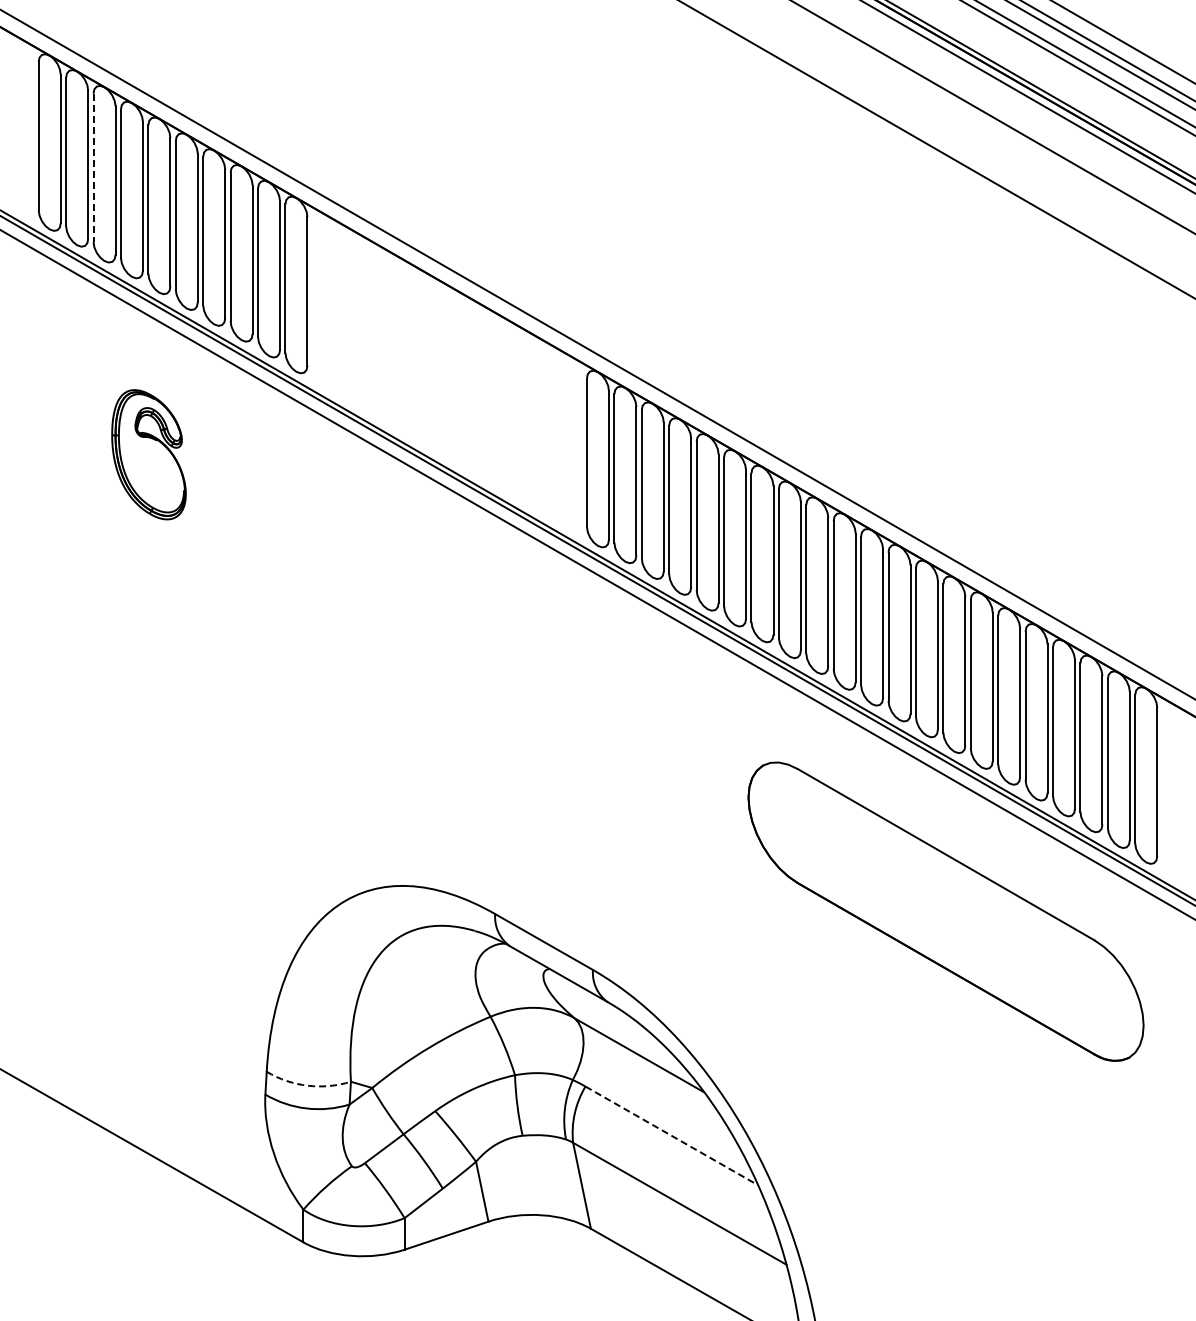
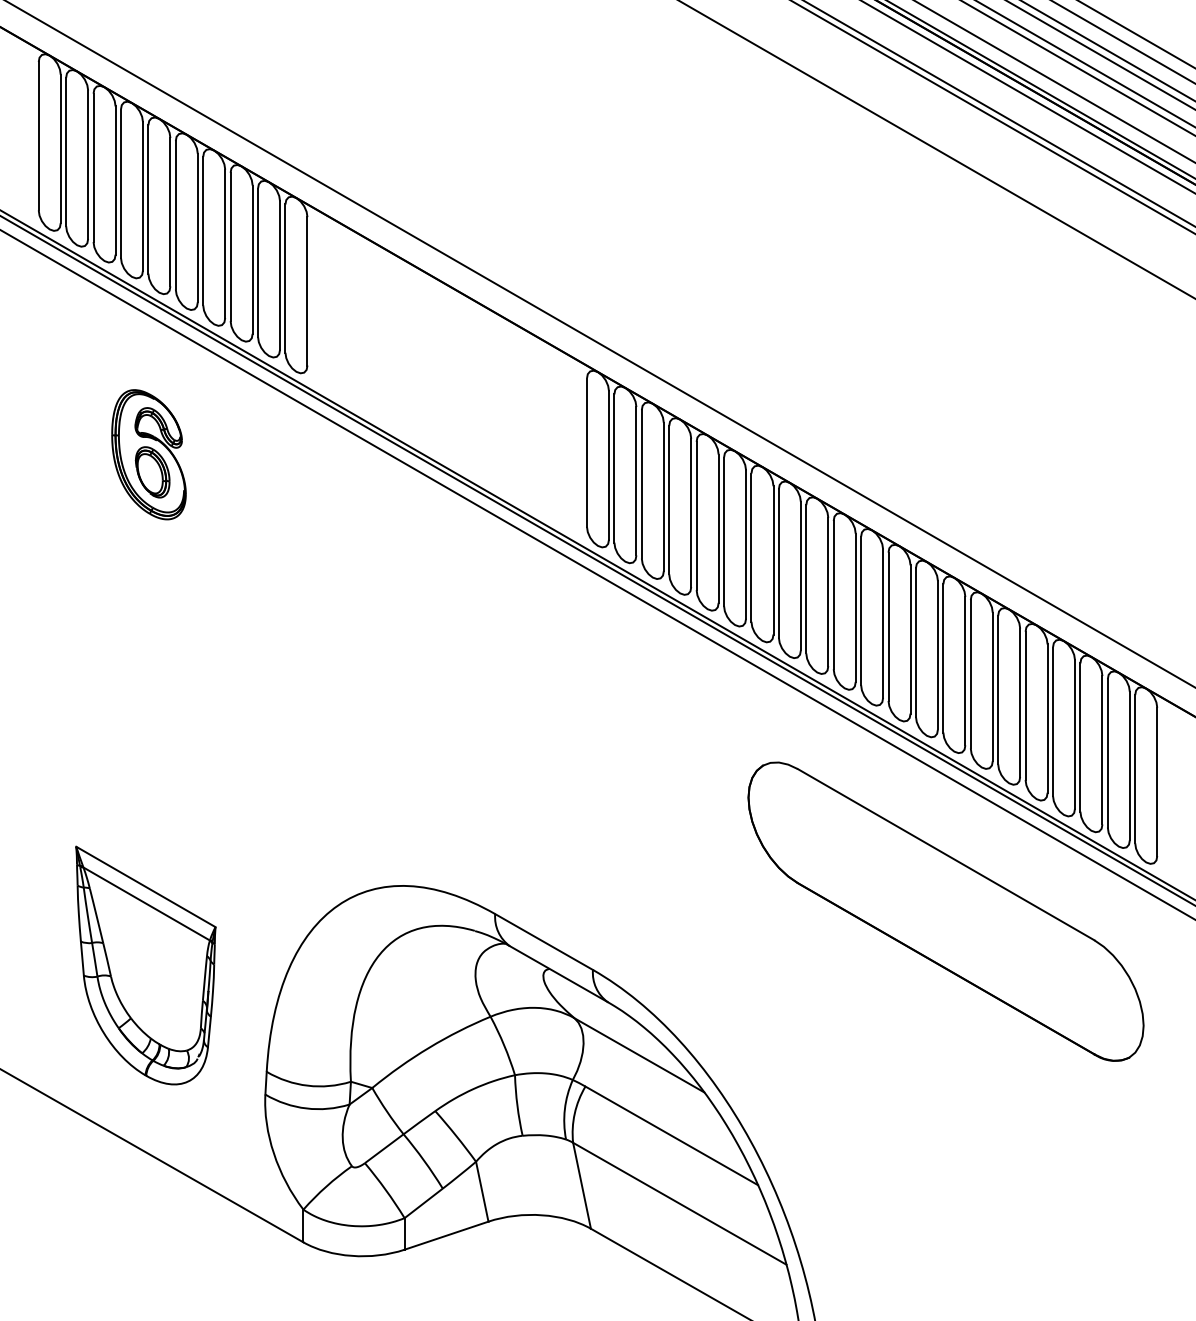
line: none -> present (1136, 34)
line: none -> present (1054, 81)
line: none -> present (999, 113)
line: dashed -> solid (93, 168)
line position: (597, 353) -> (600, 343) (600, 343)
part: none -> present (152, 472)
part: none -> present (145, 965)
arc: dashed -> solid (307, 1085)
line: dashed -> solid (672, 1136)
